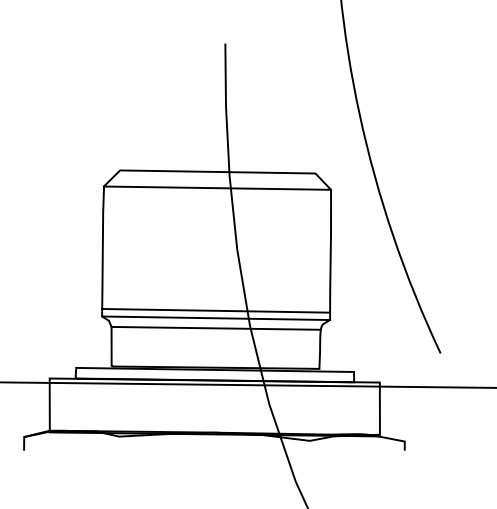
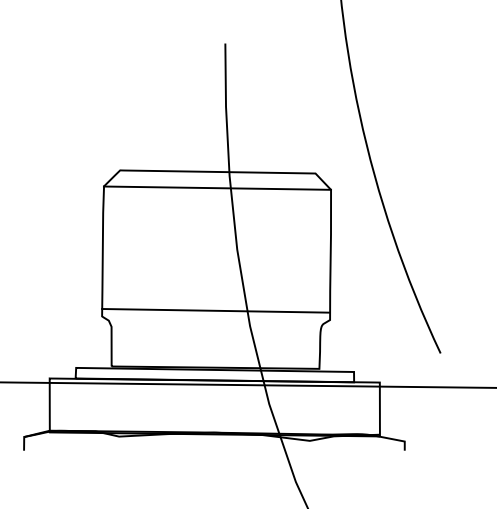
line: present -> none (216, 318)
line: present -> none (215, 327)
